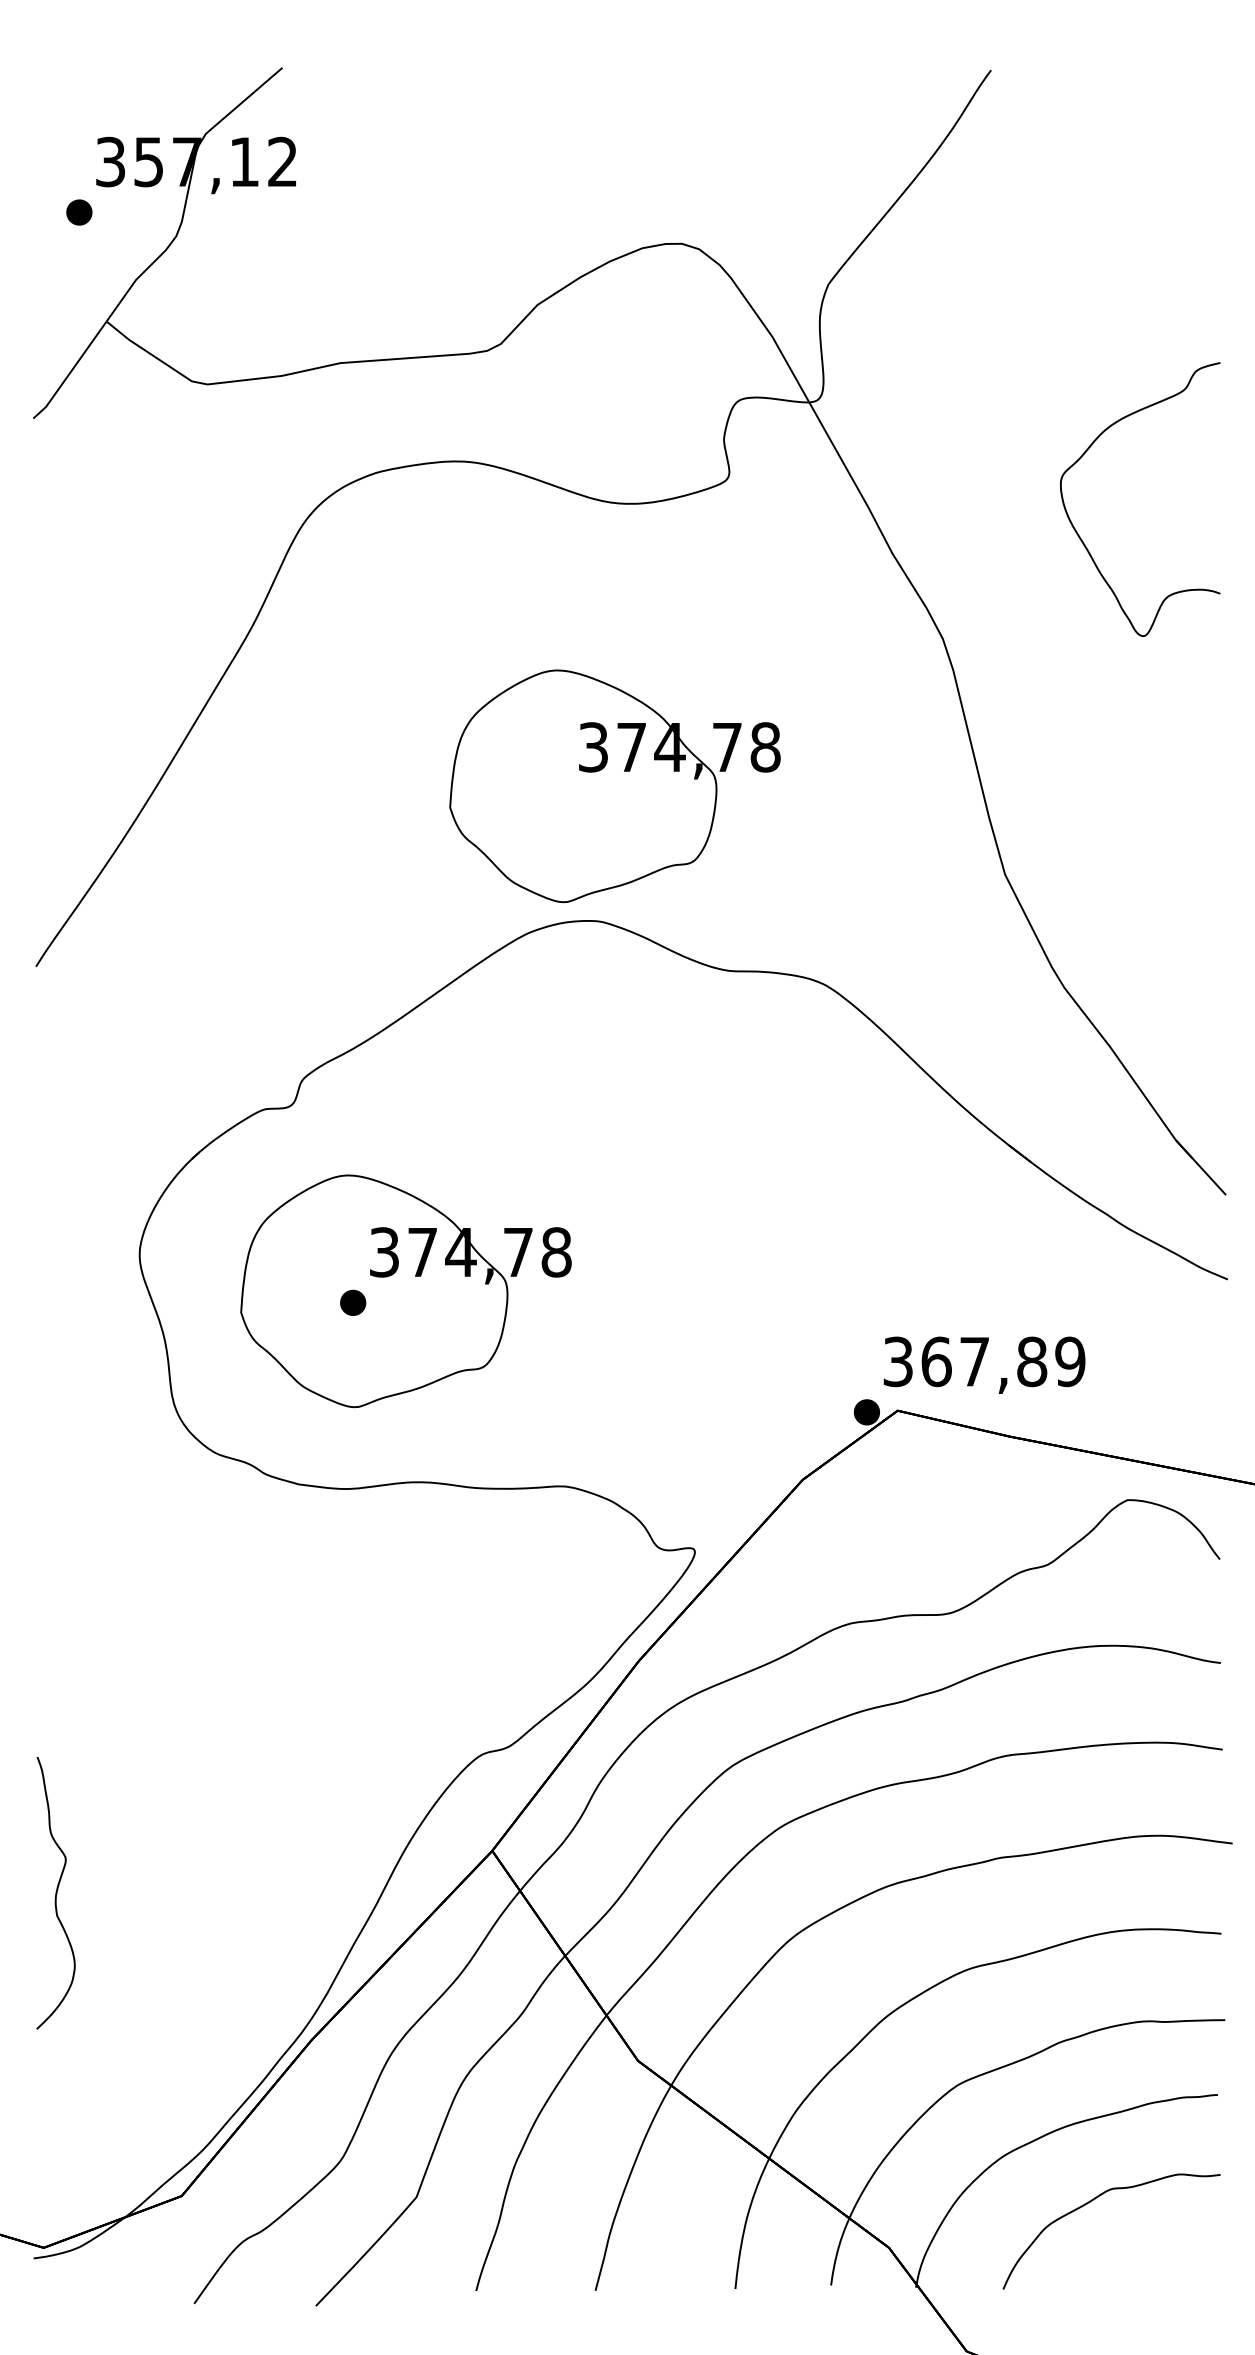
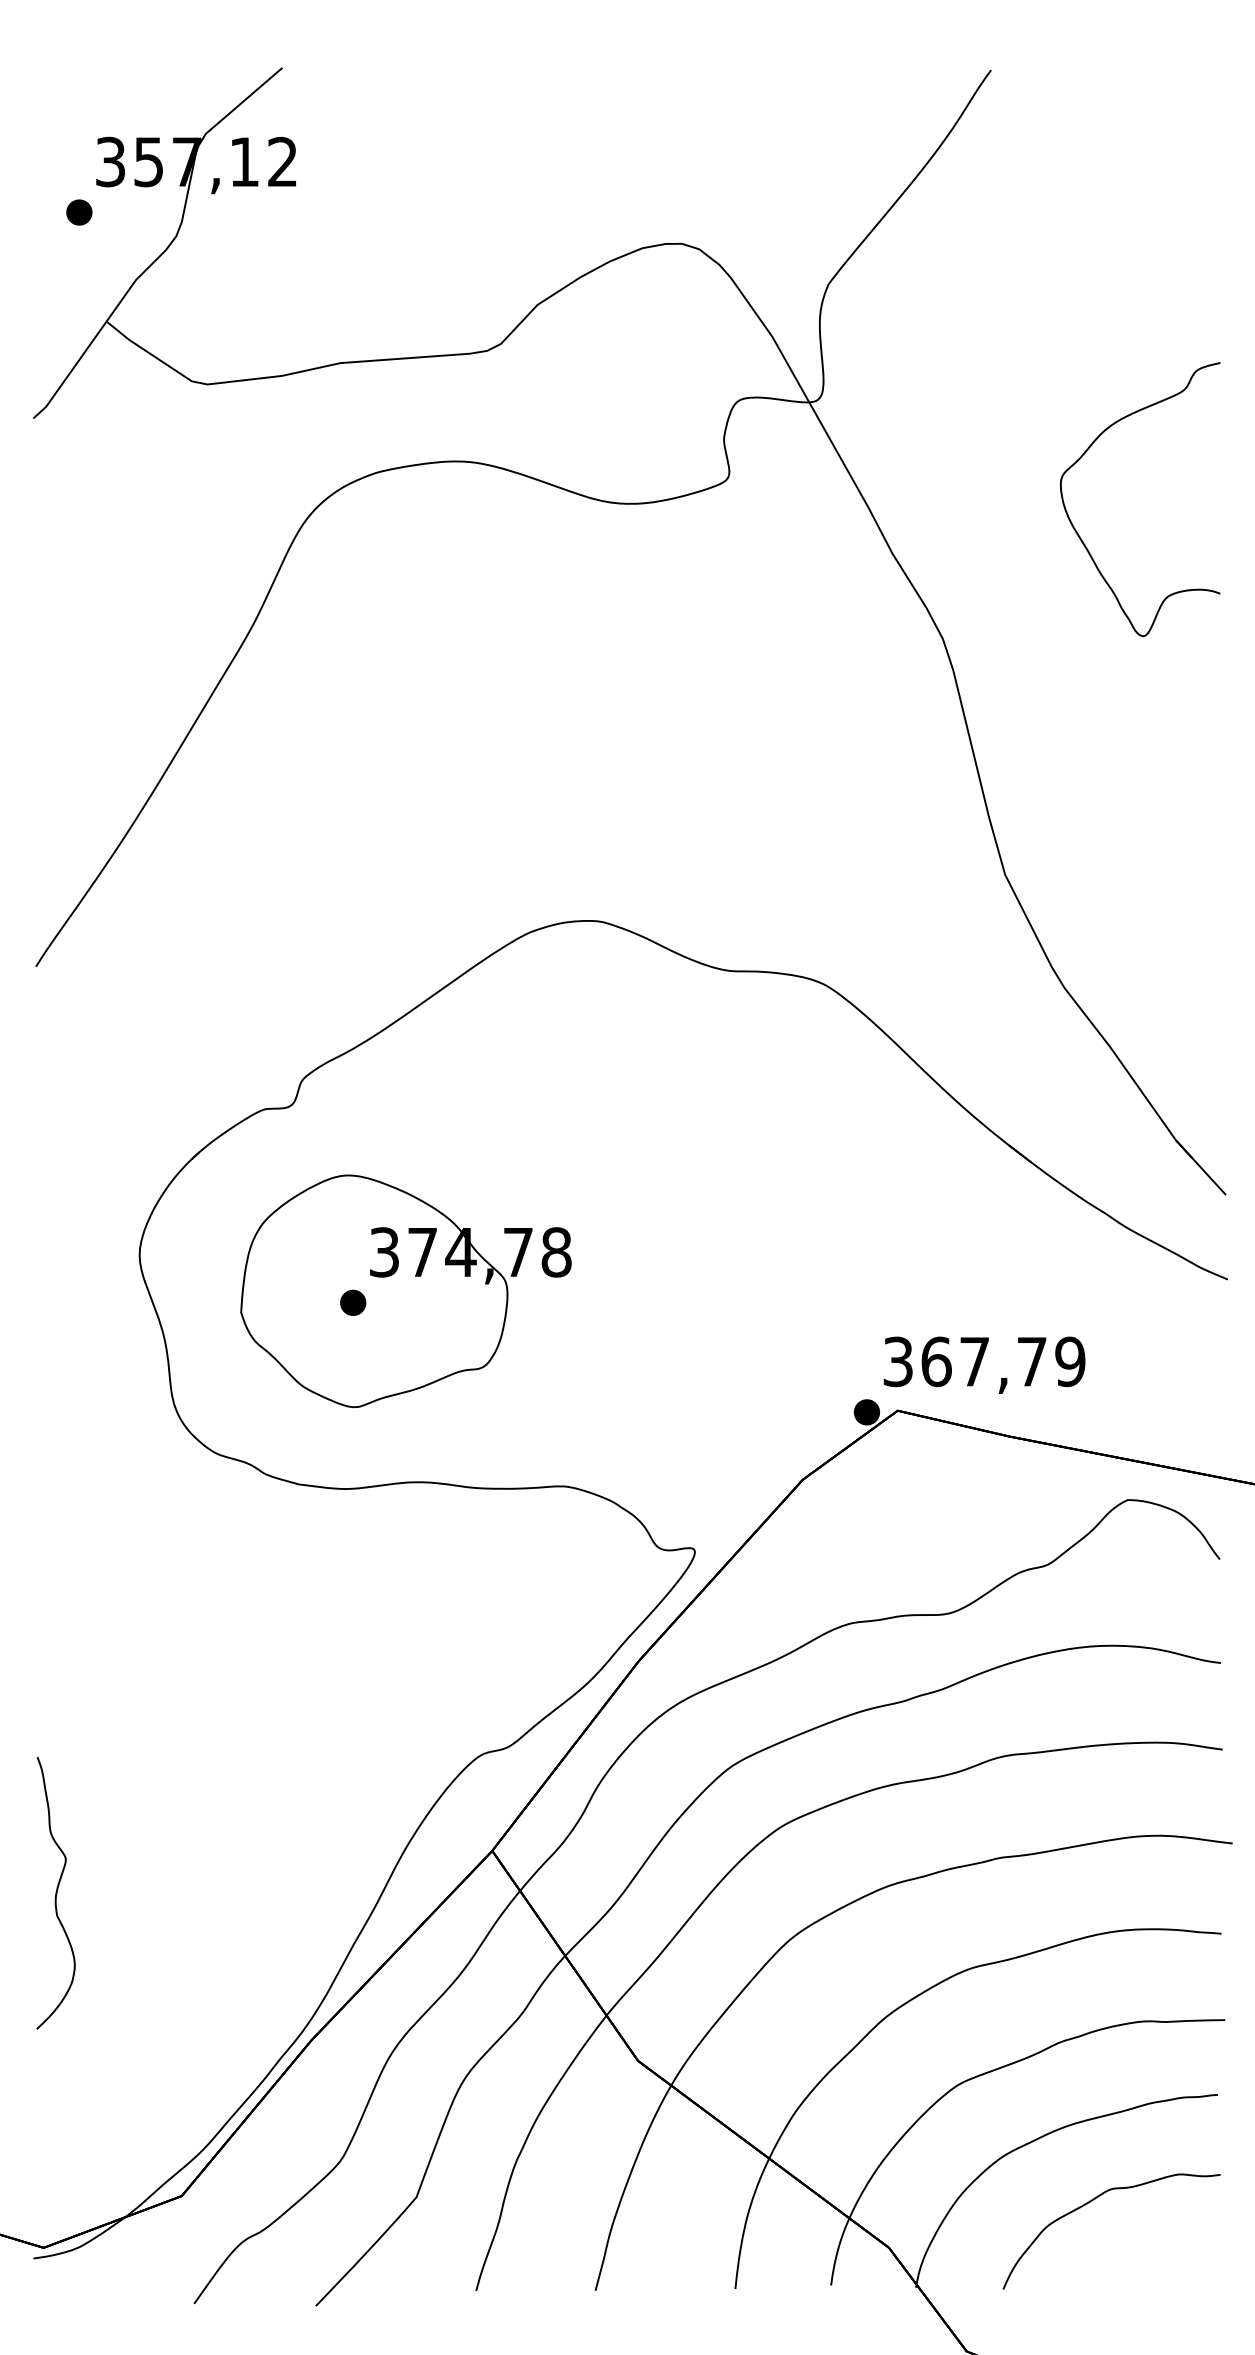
part: present -> none (614, 786)
text: 367,89 -> 367,79 (1032, 1361)
